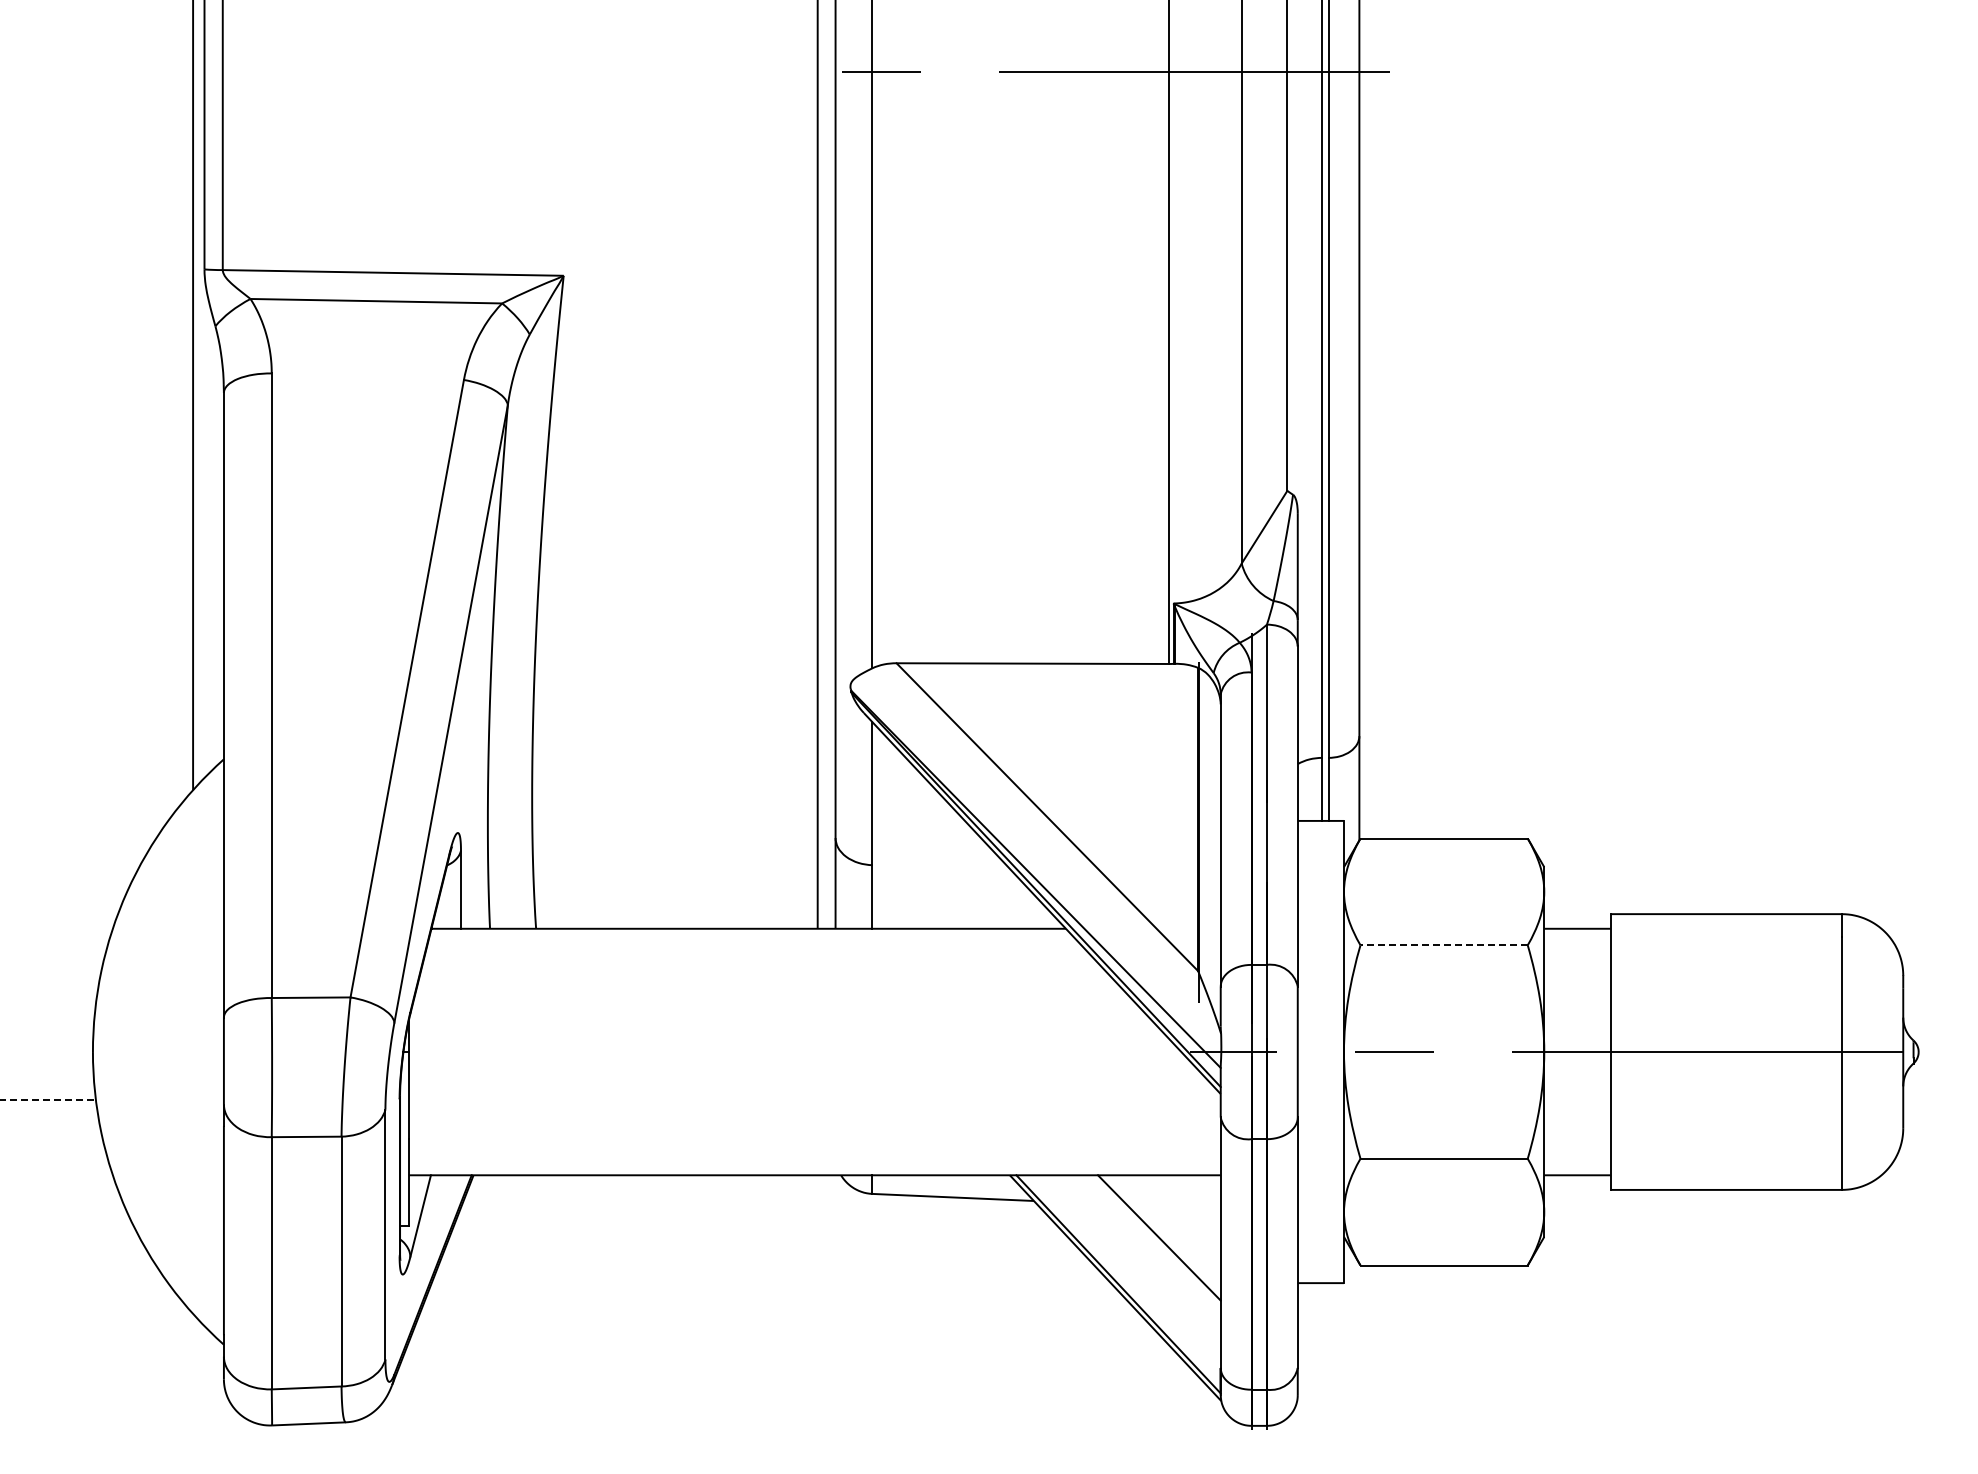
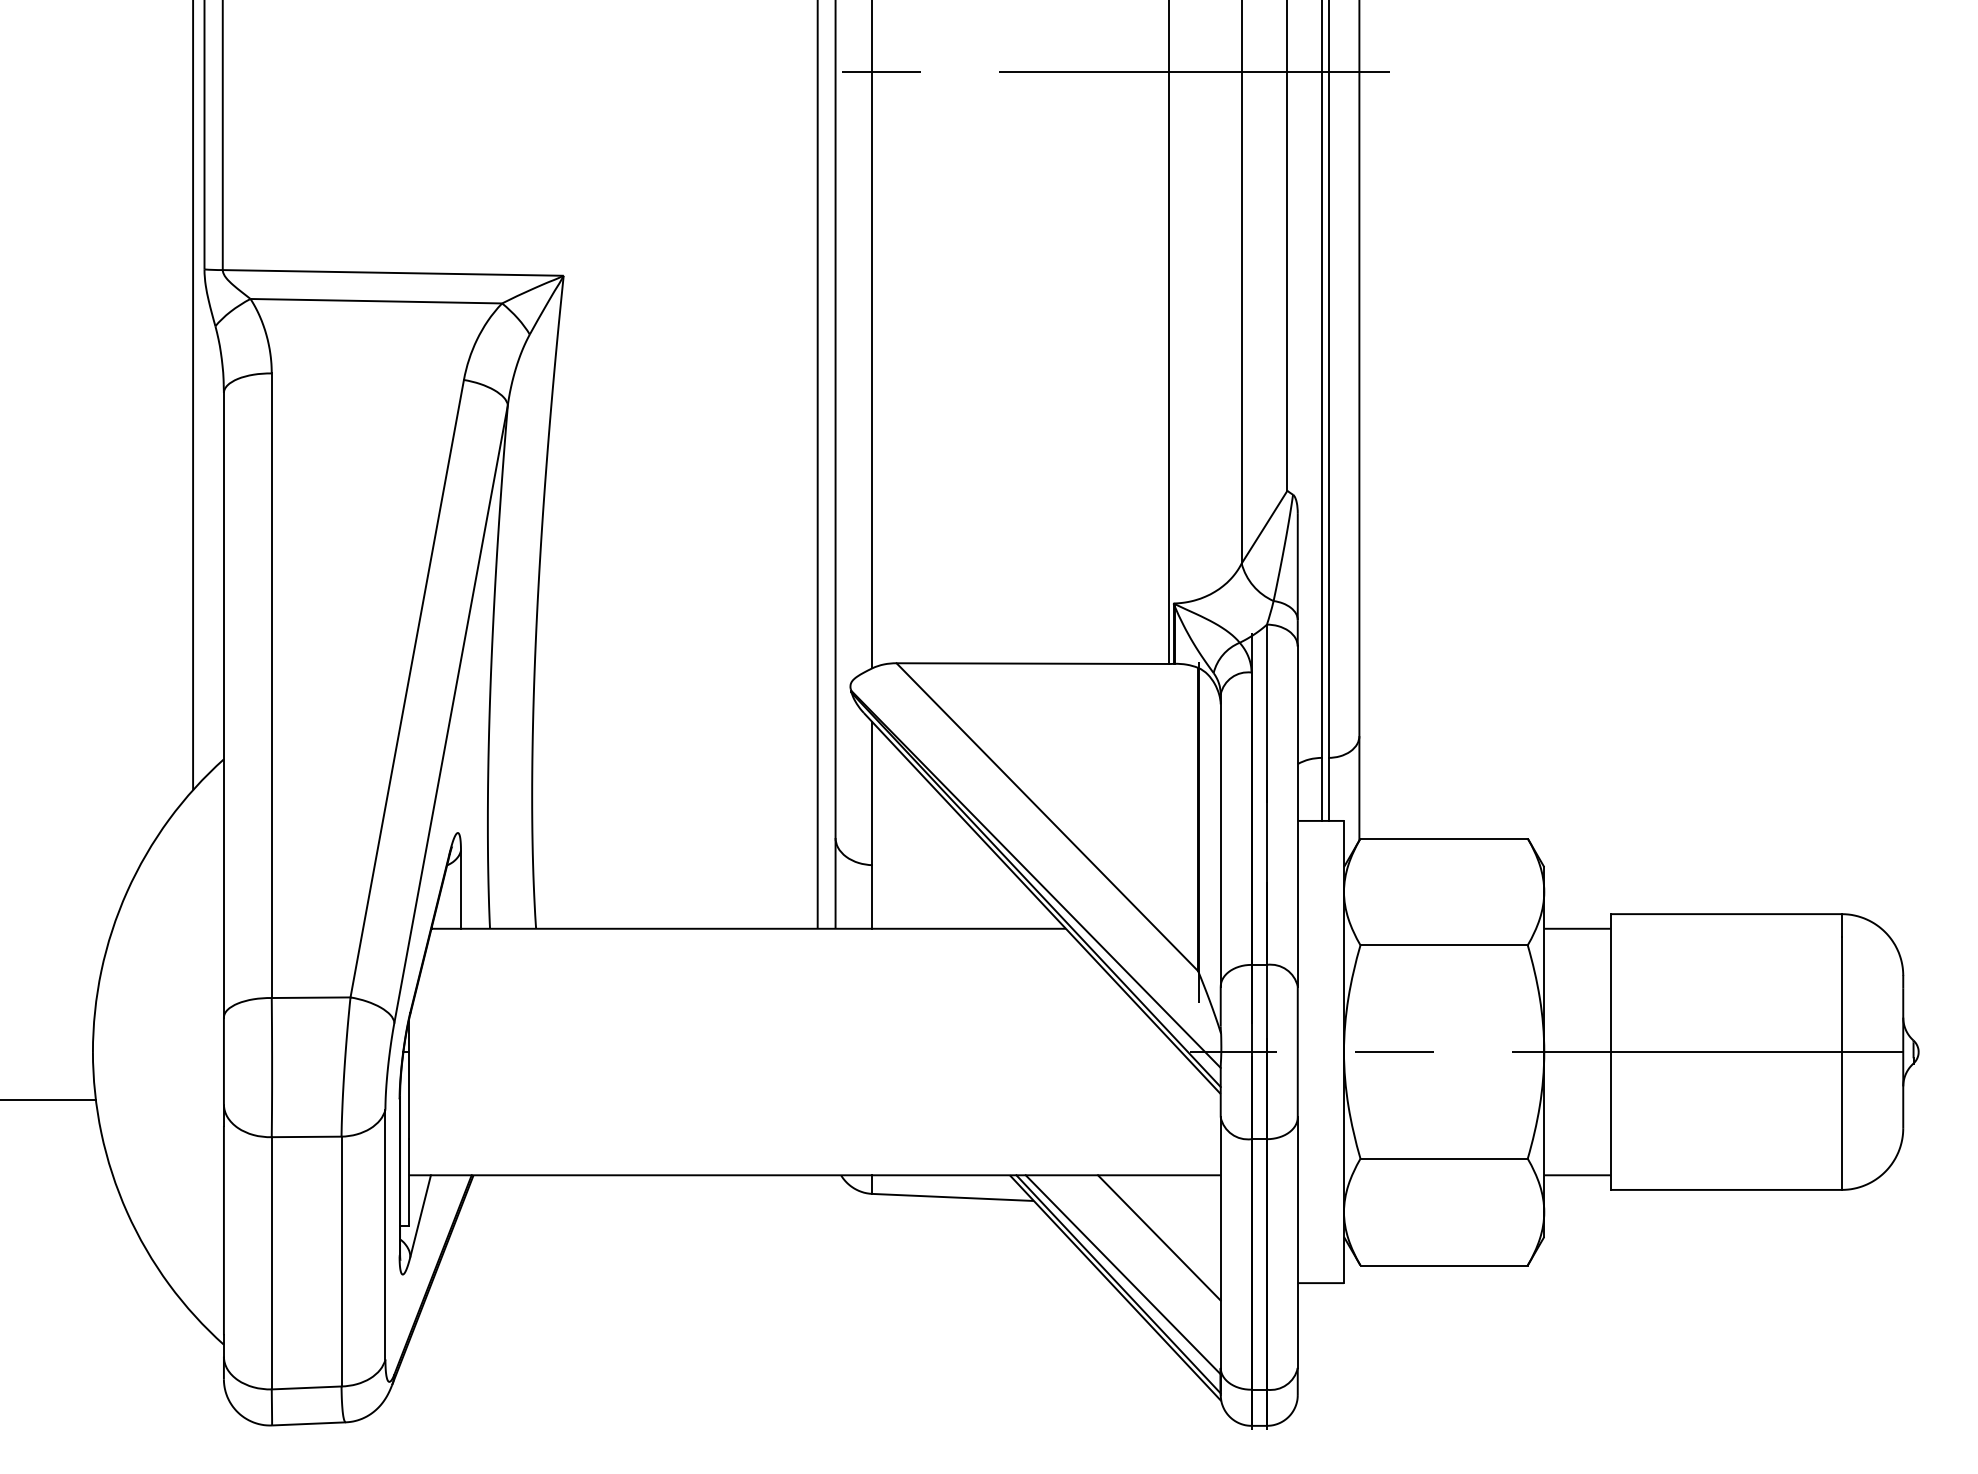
line: dashed -> solid (1444, 945)
line: dashed -> solid (48, 1099)
line: none -> present (1122, 1274)
